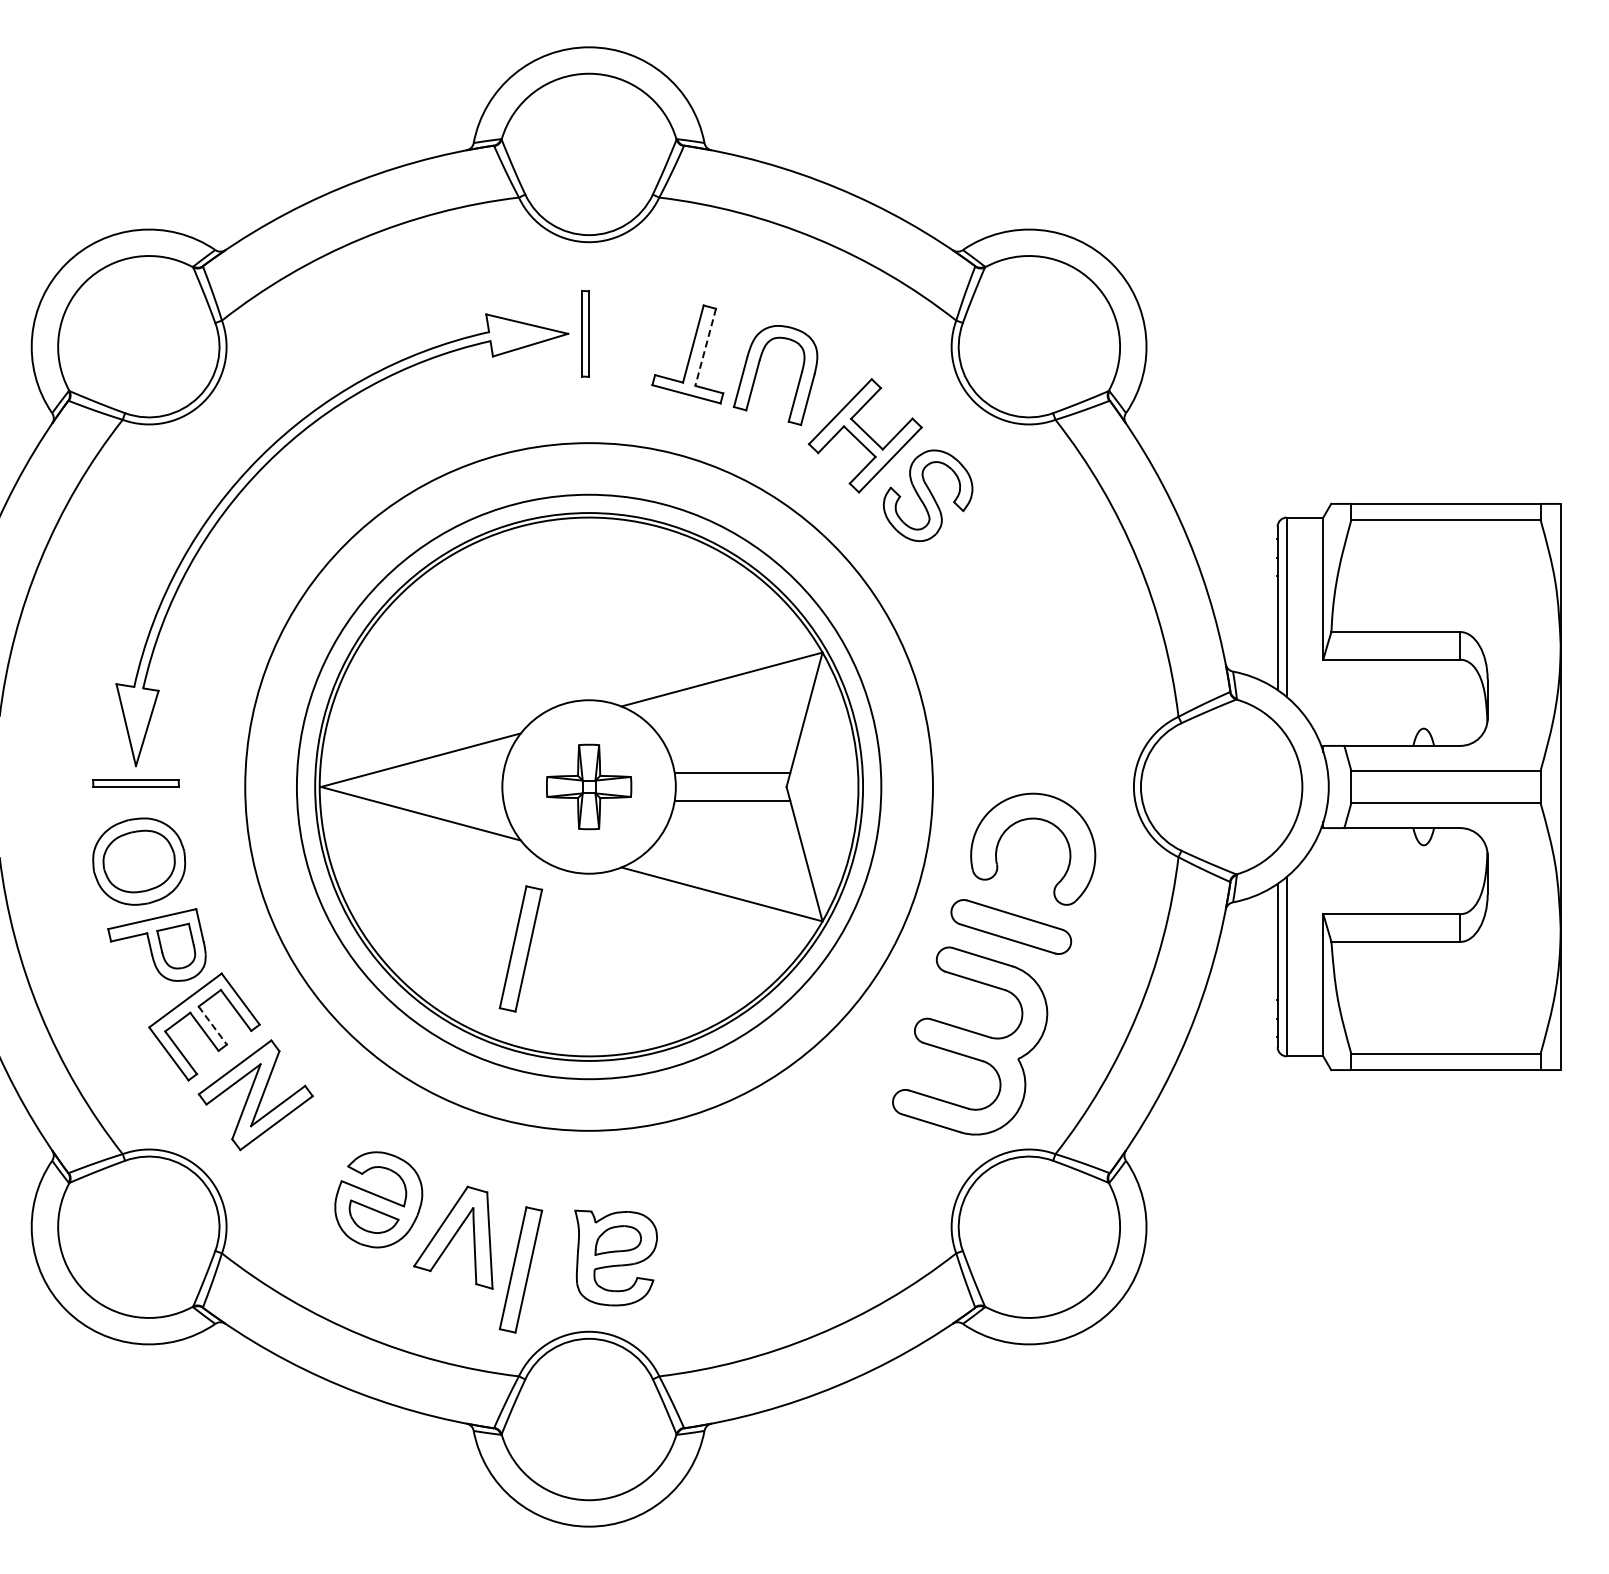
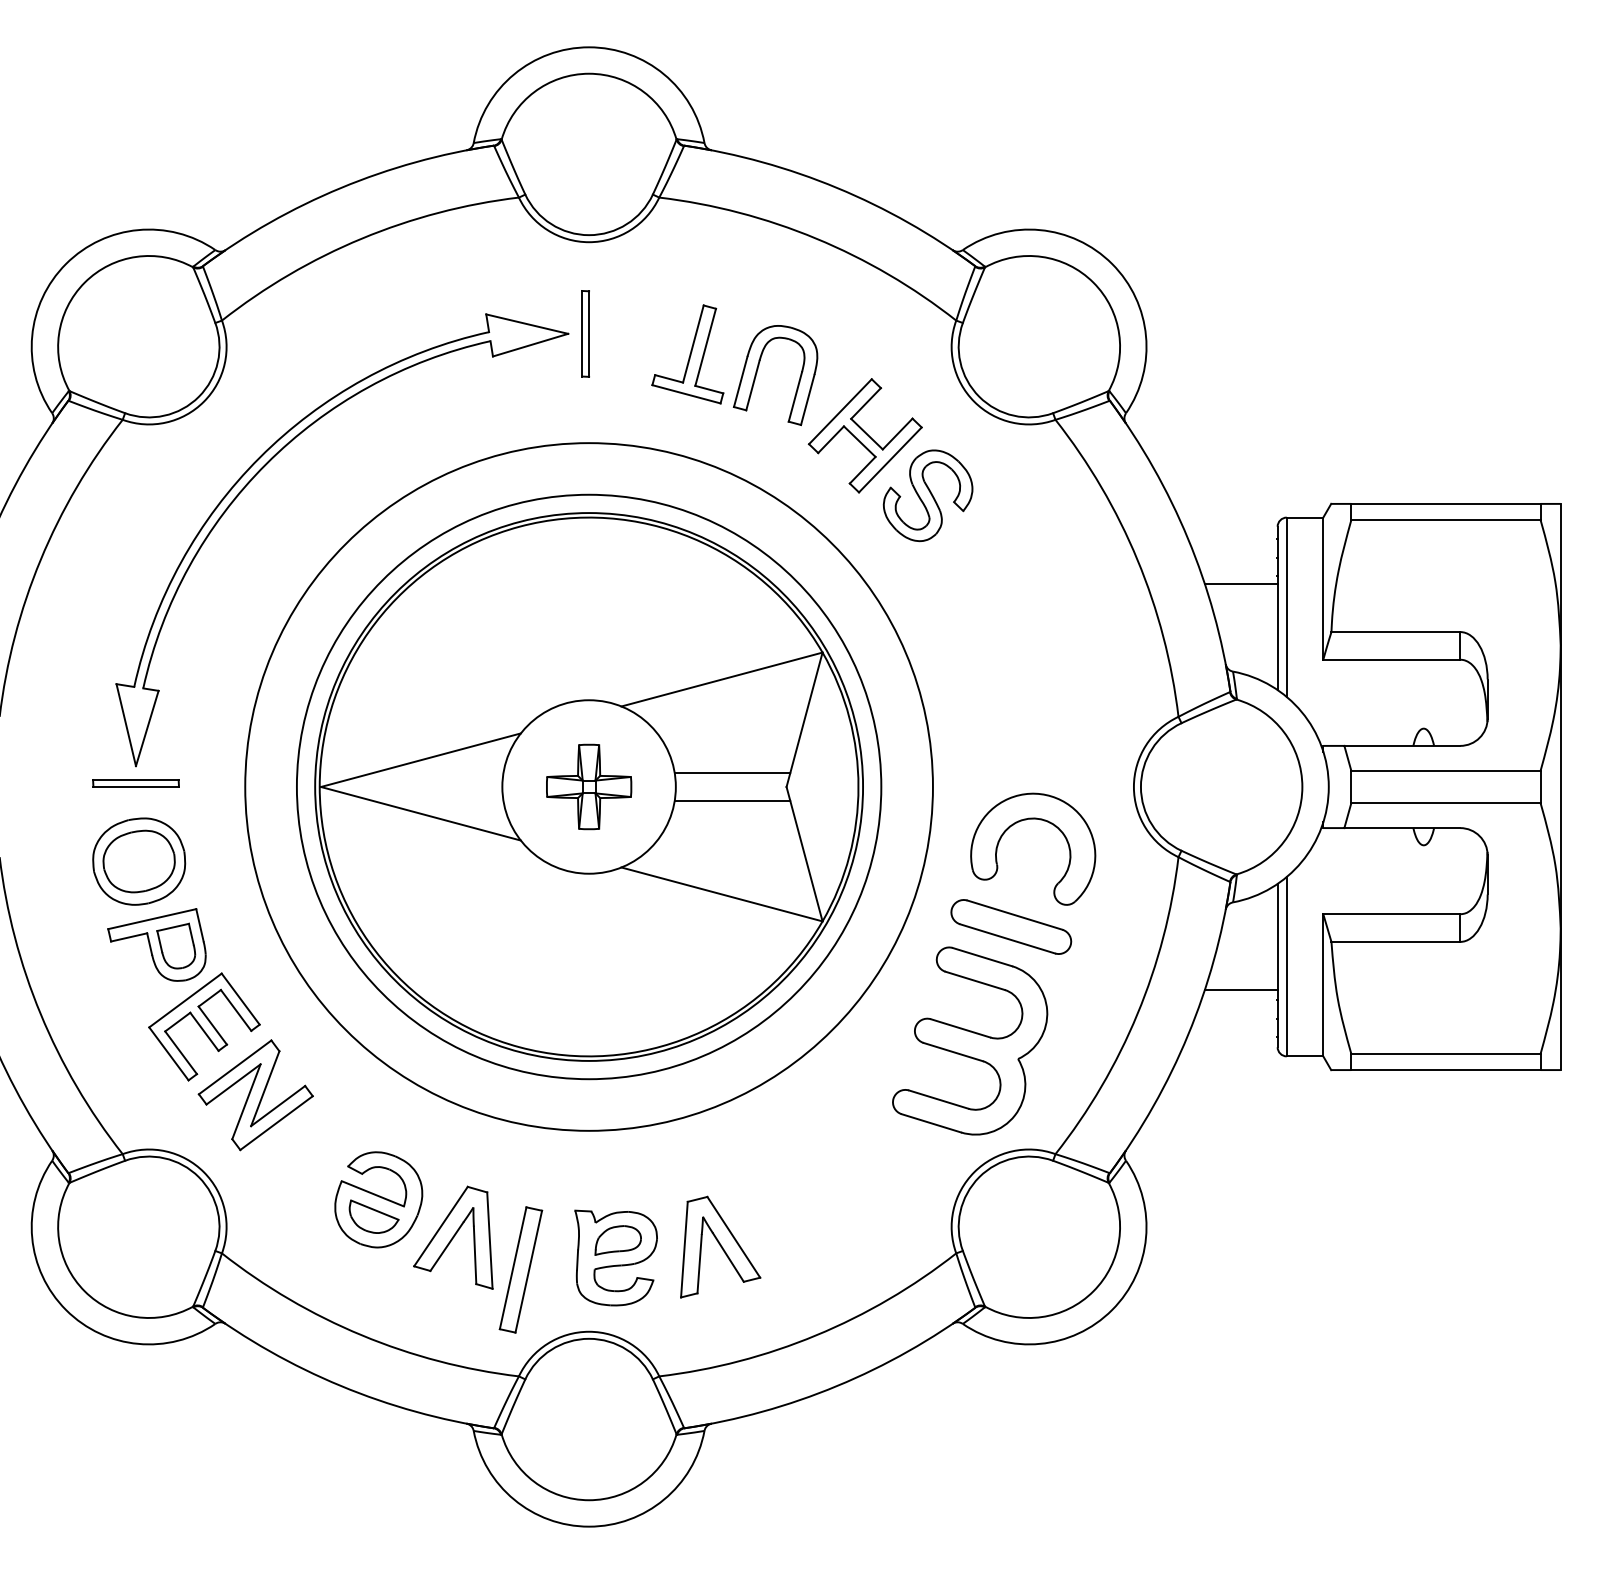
line: dashed -> solid (705, 347)
line: none -> present (1240, 584)
part: present -> none (520, 948)
line: none -> present (1240, 989)
line: dashed -> solid (212, 1025)
part: none -> present (720, 1246)
